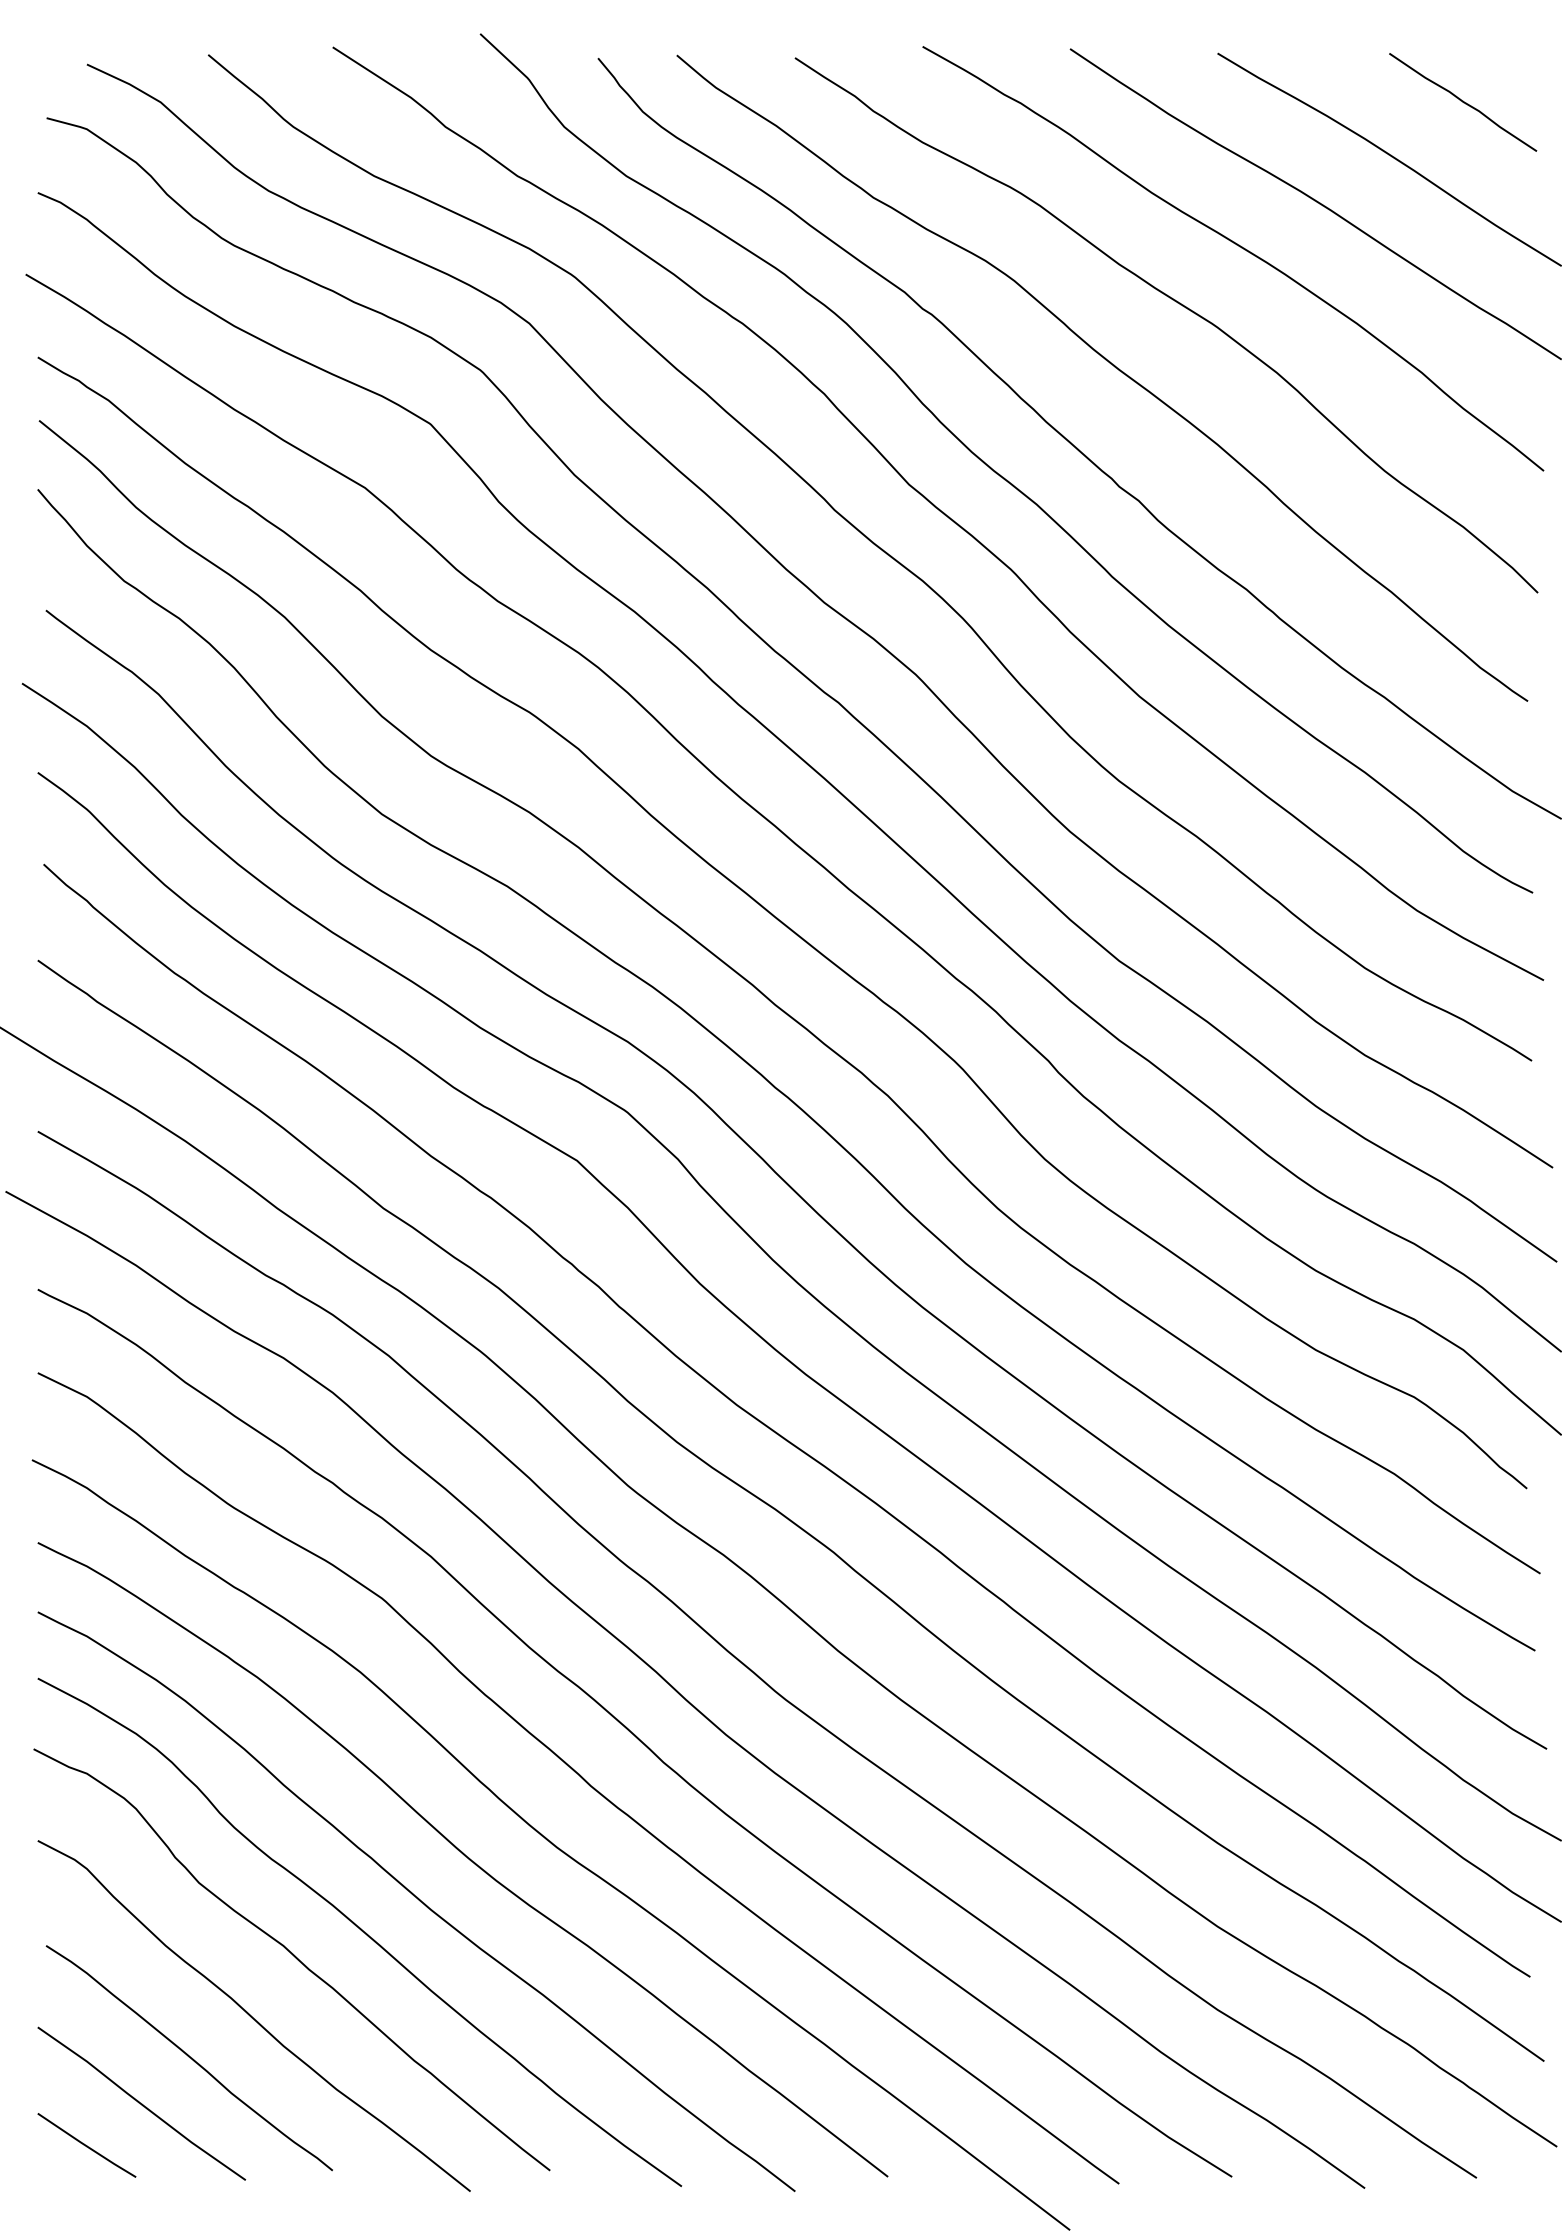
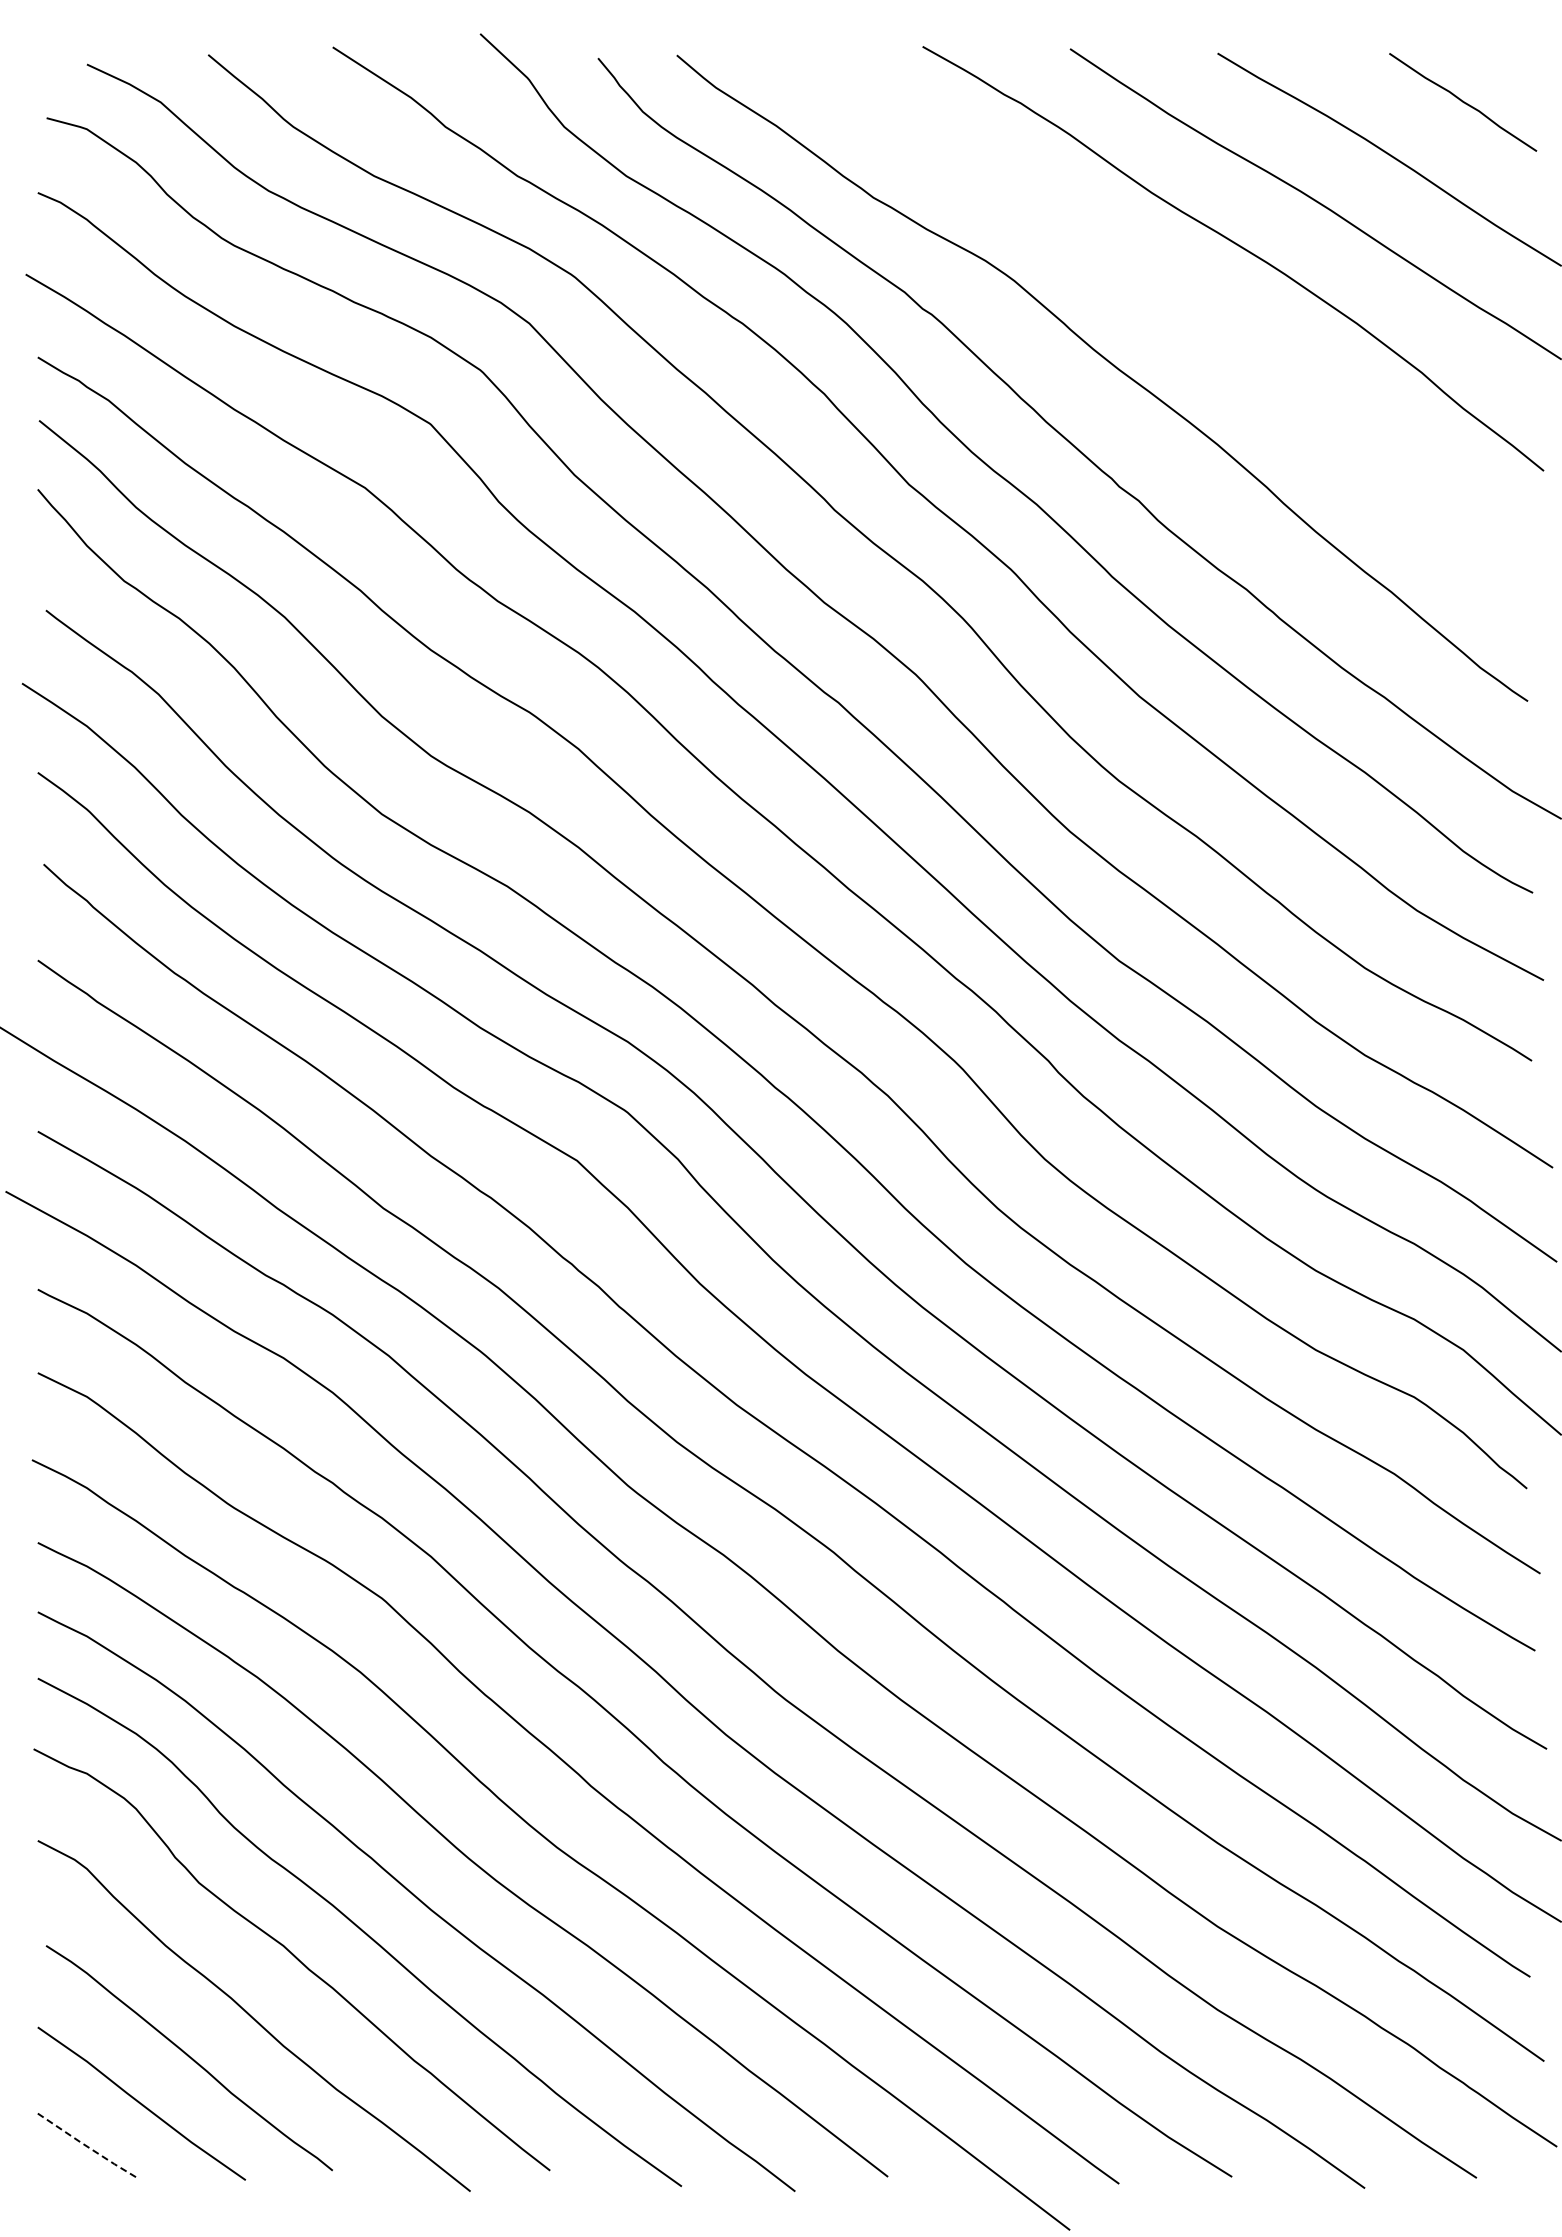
curve: present -> none (1180, 305)
line: solid -> dashed (87, 2146)
